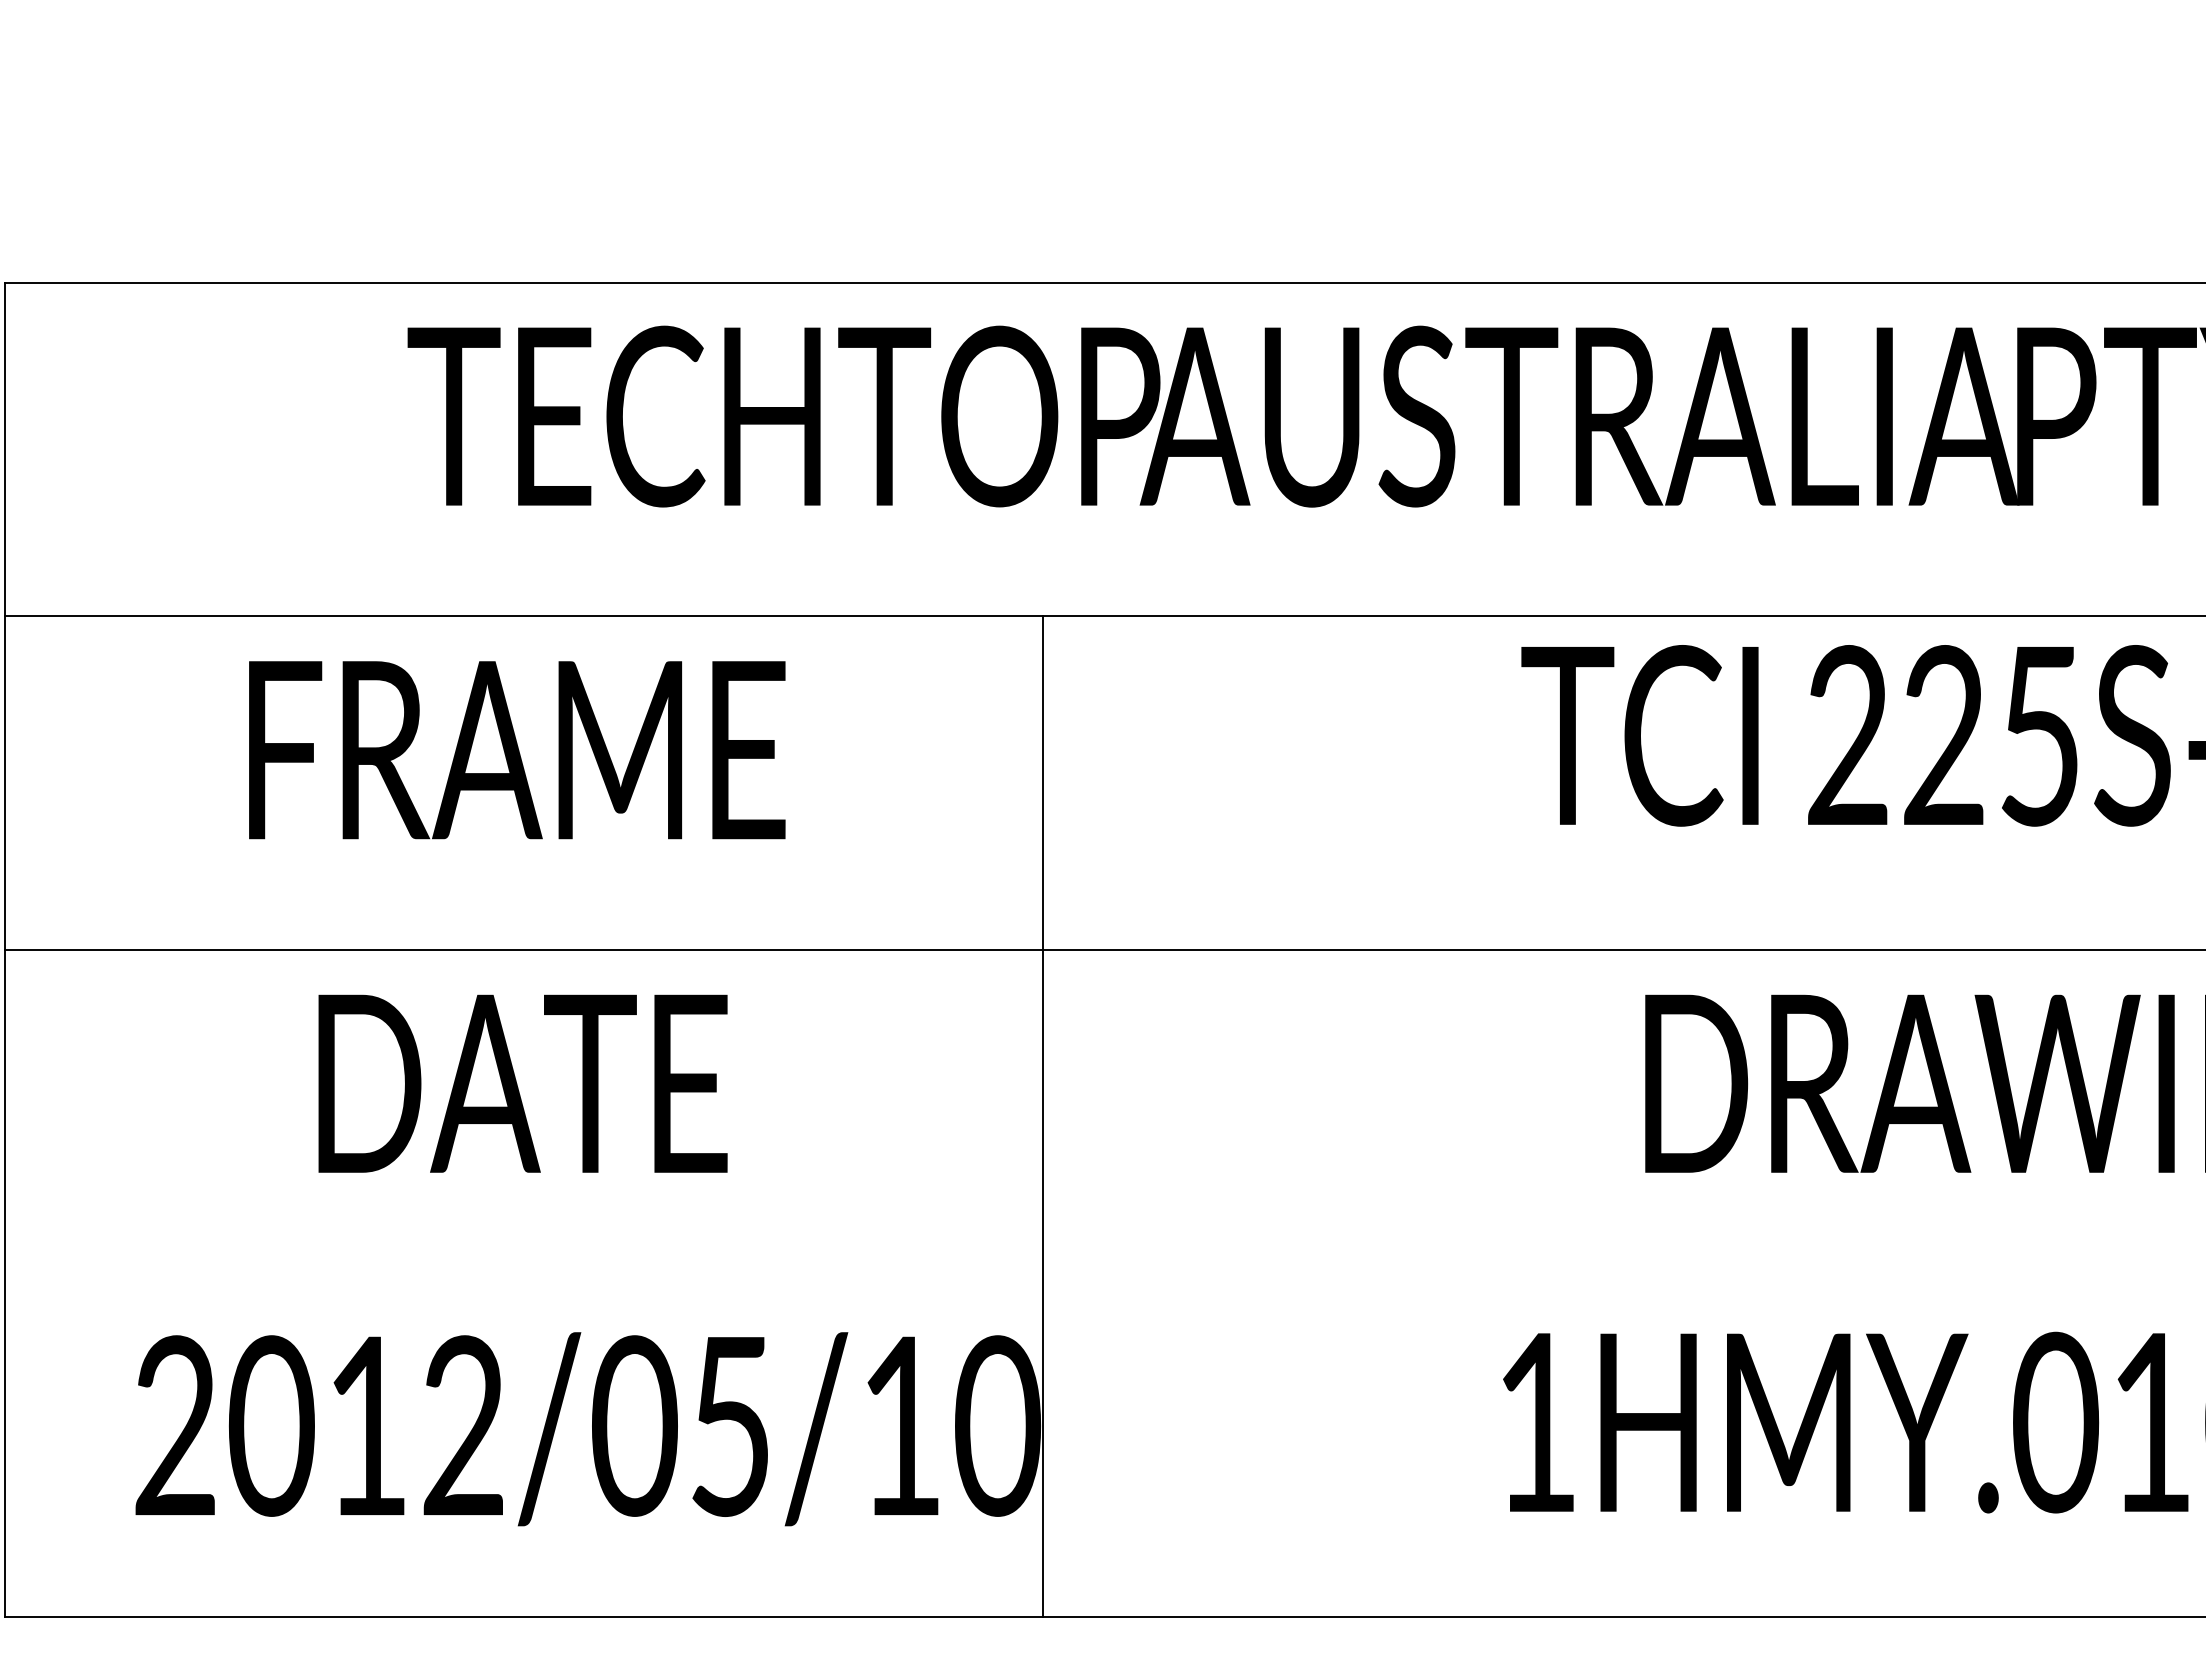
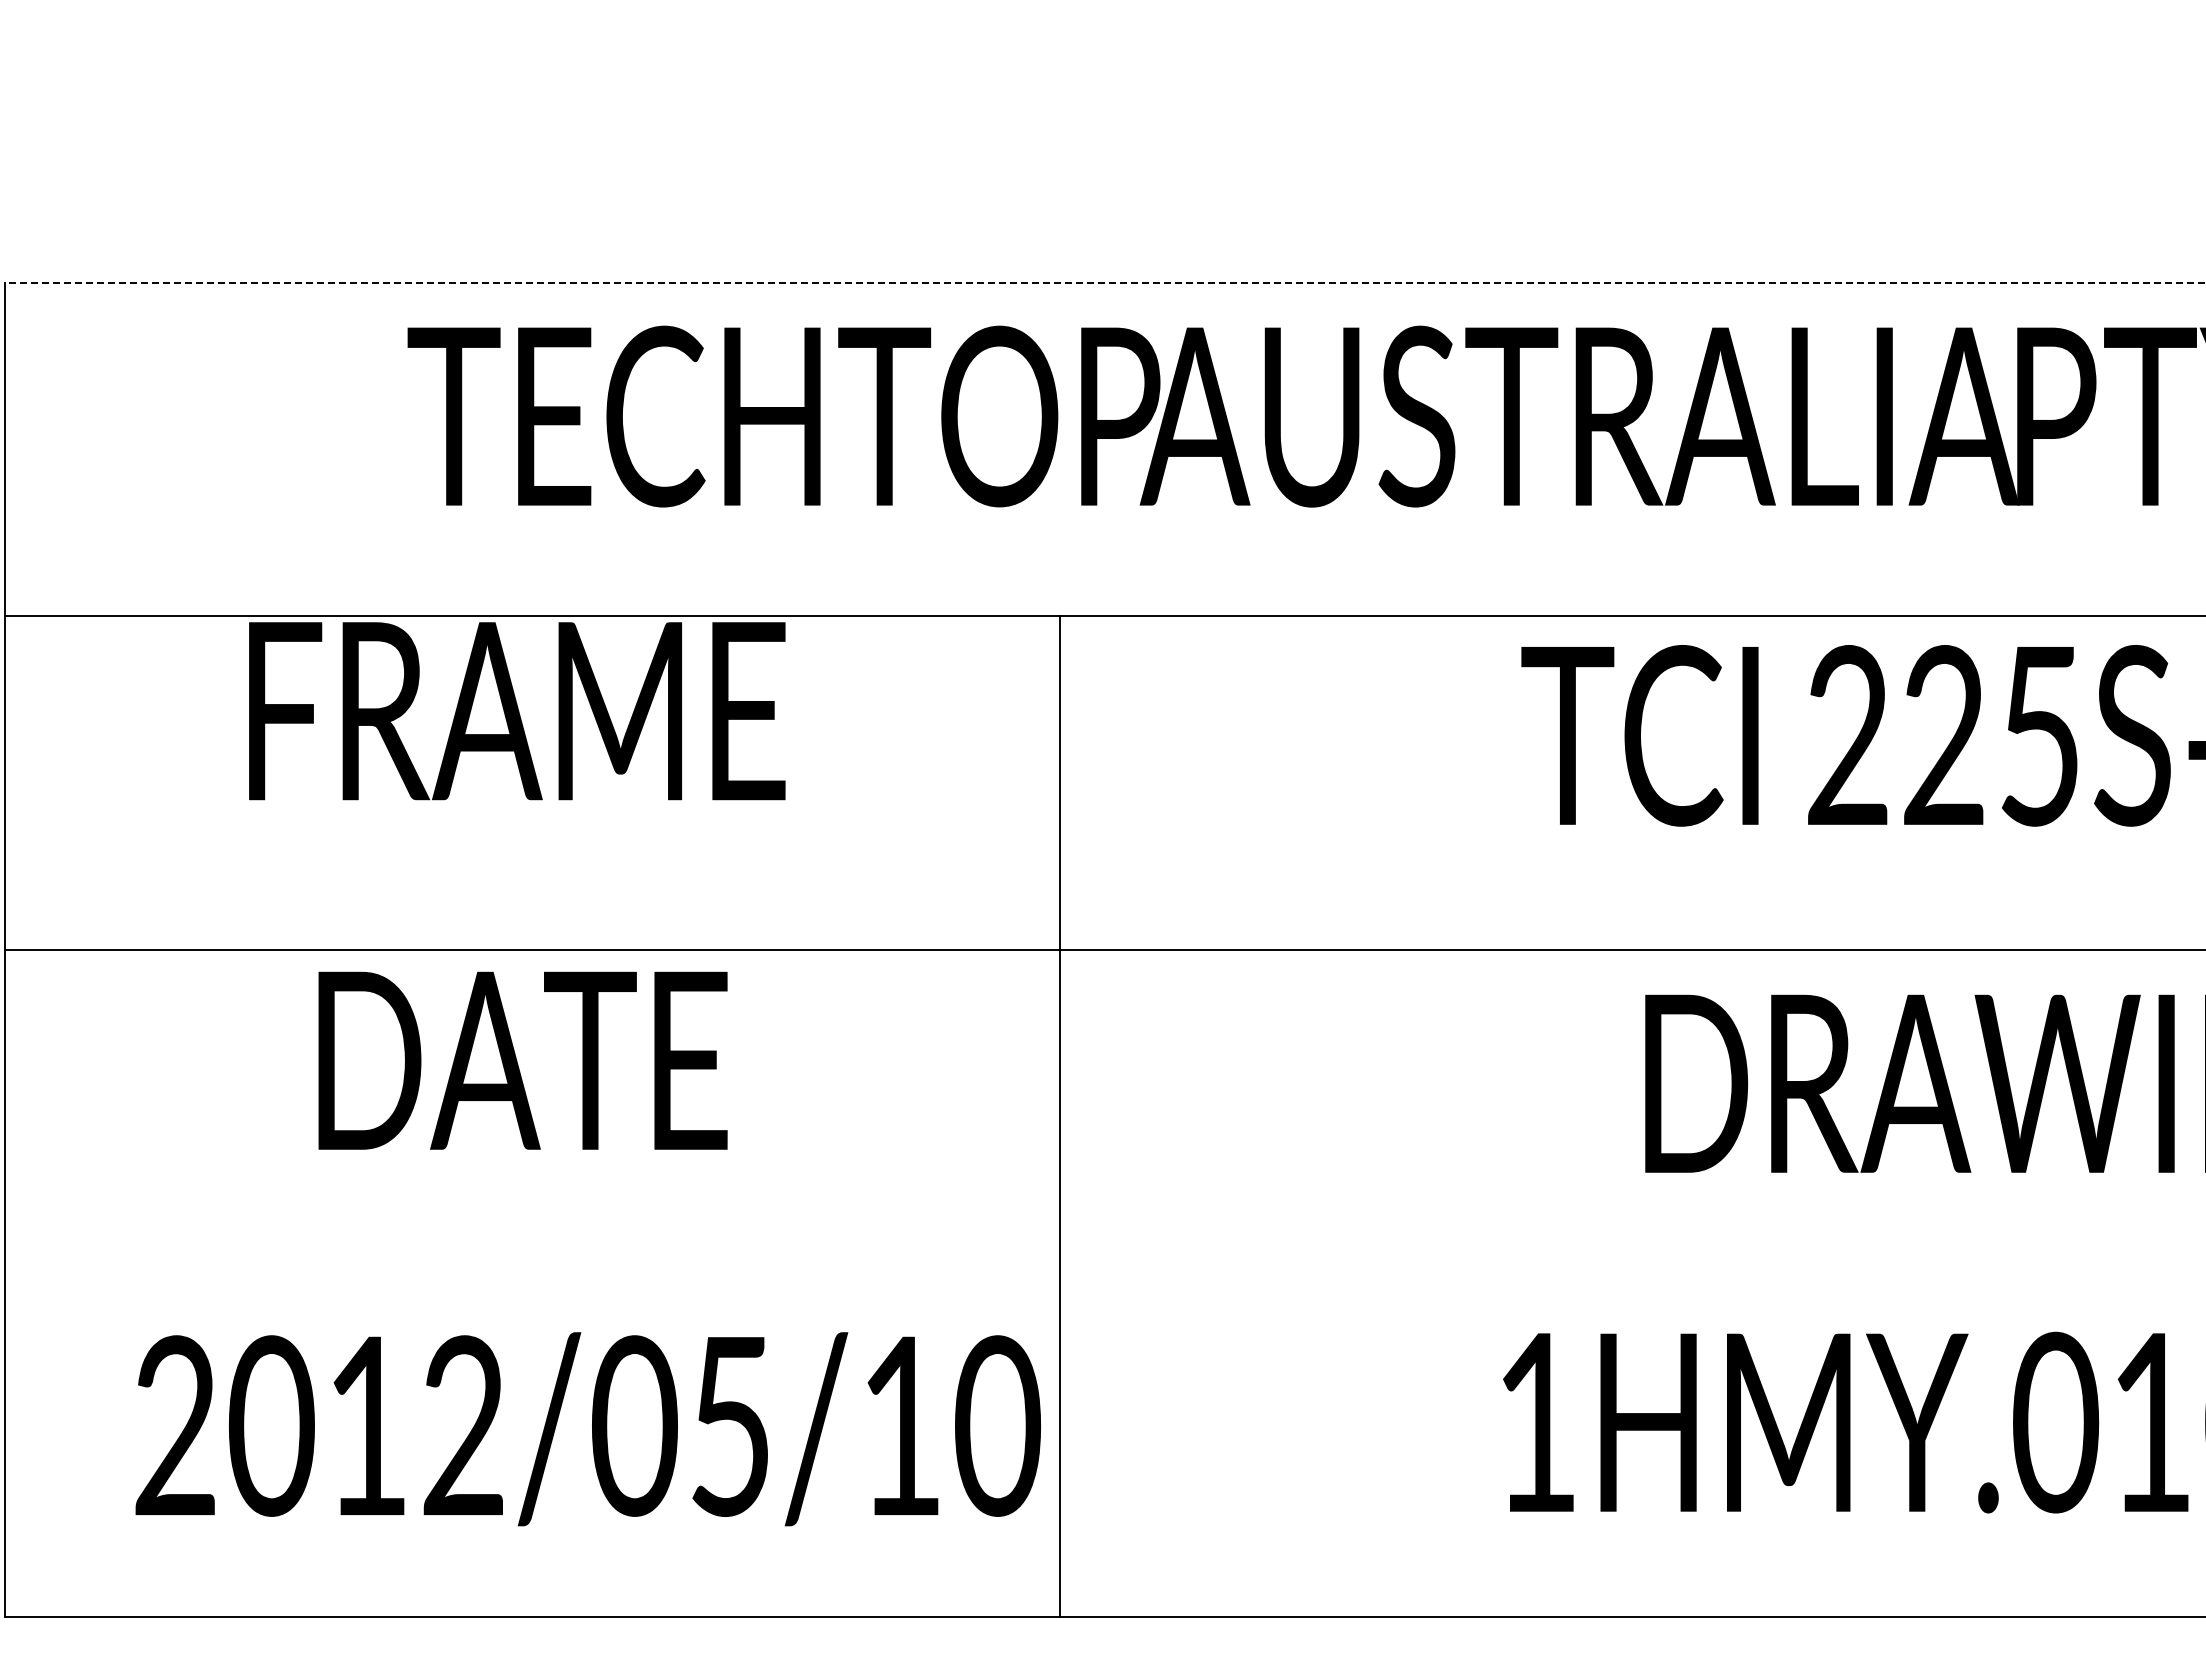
line: solid -> dashed (1104, 282)
text position: (517, 750) -> (517, 711) (517, 711)
text position: (522, 1083) -> (522, 1060) (522, 1060)
line position: (1043, 1116) -> (1060, 1116) (1060, 1116)
